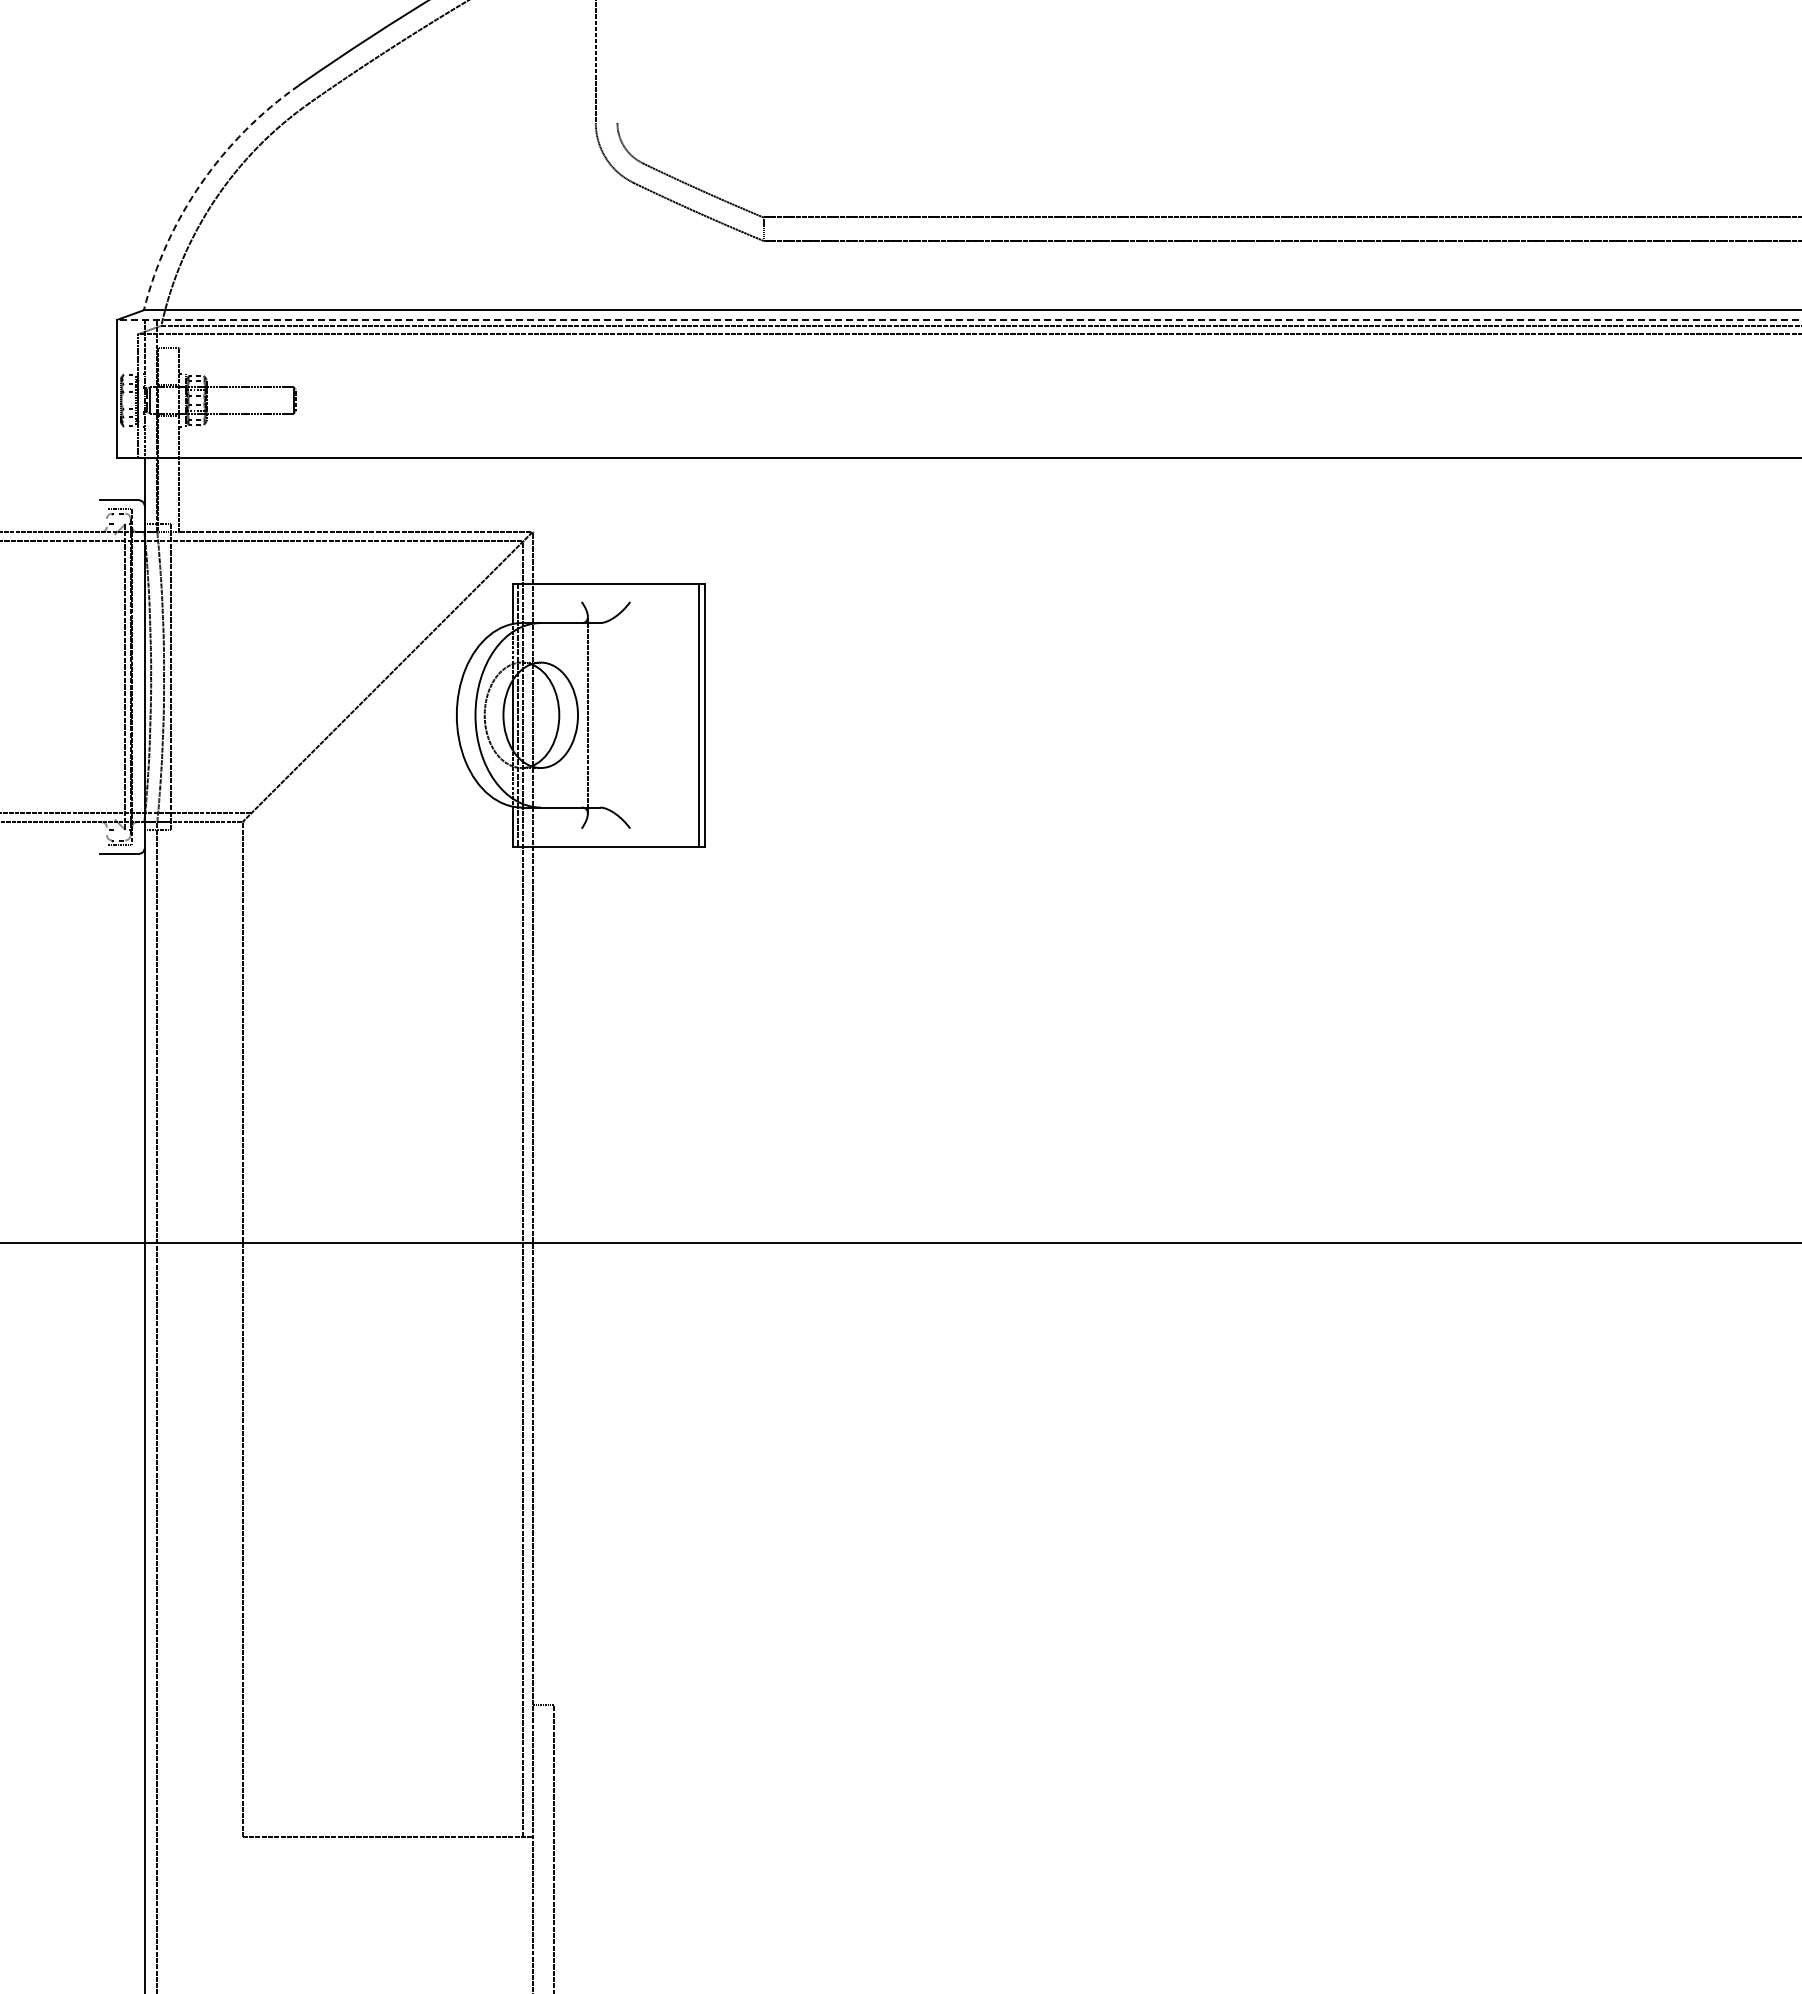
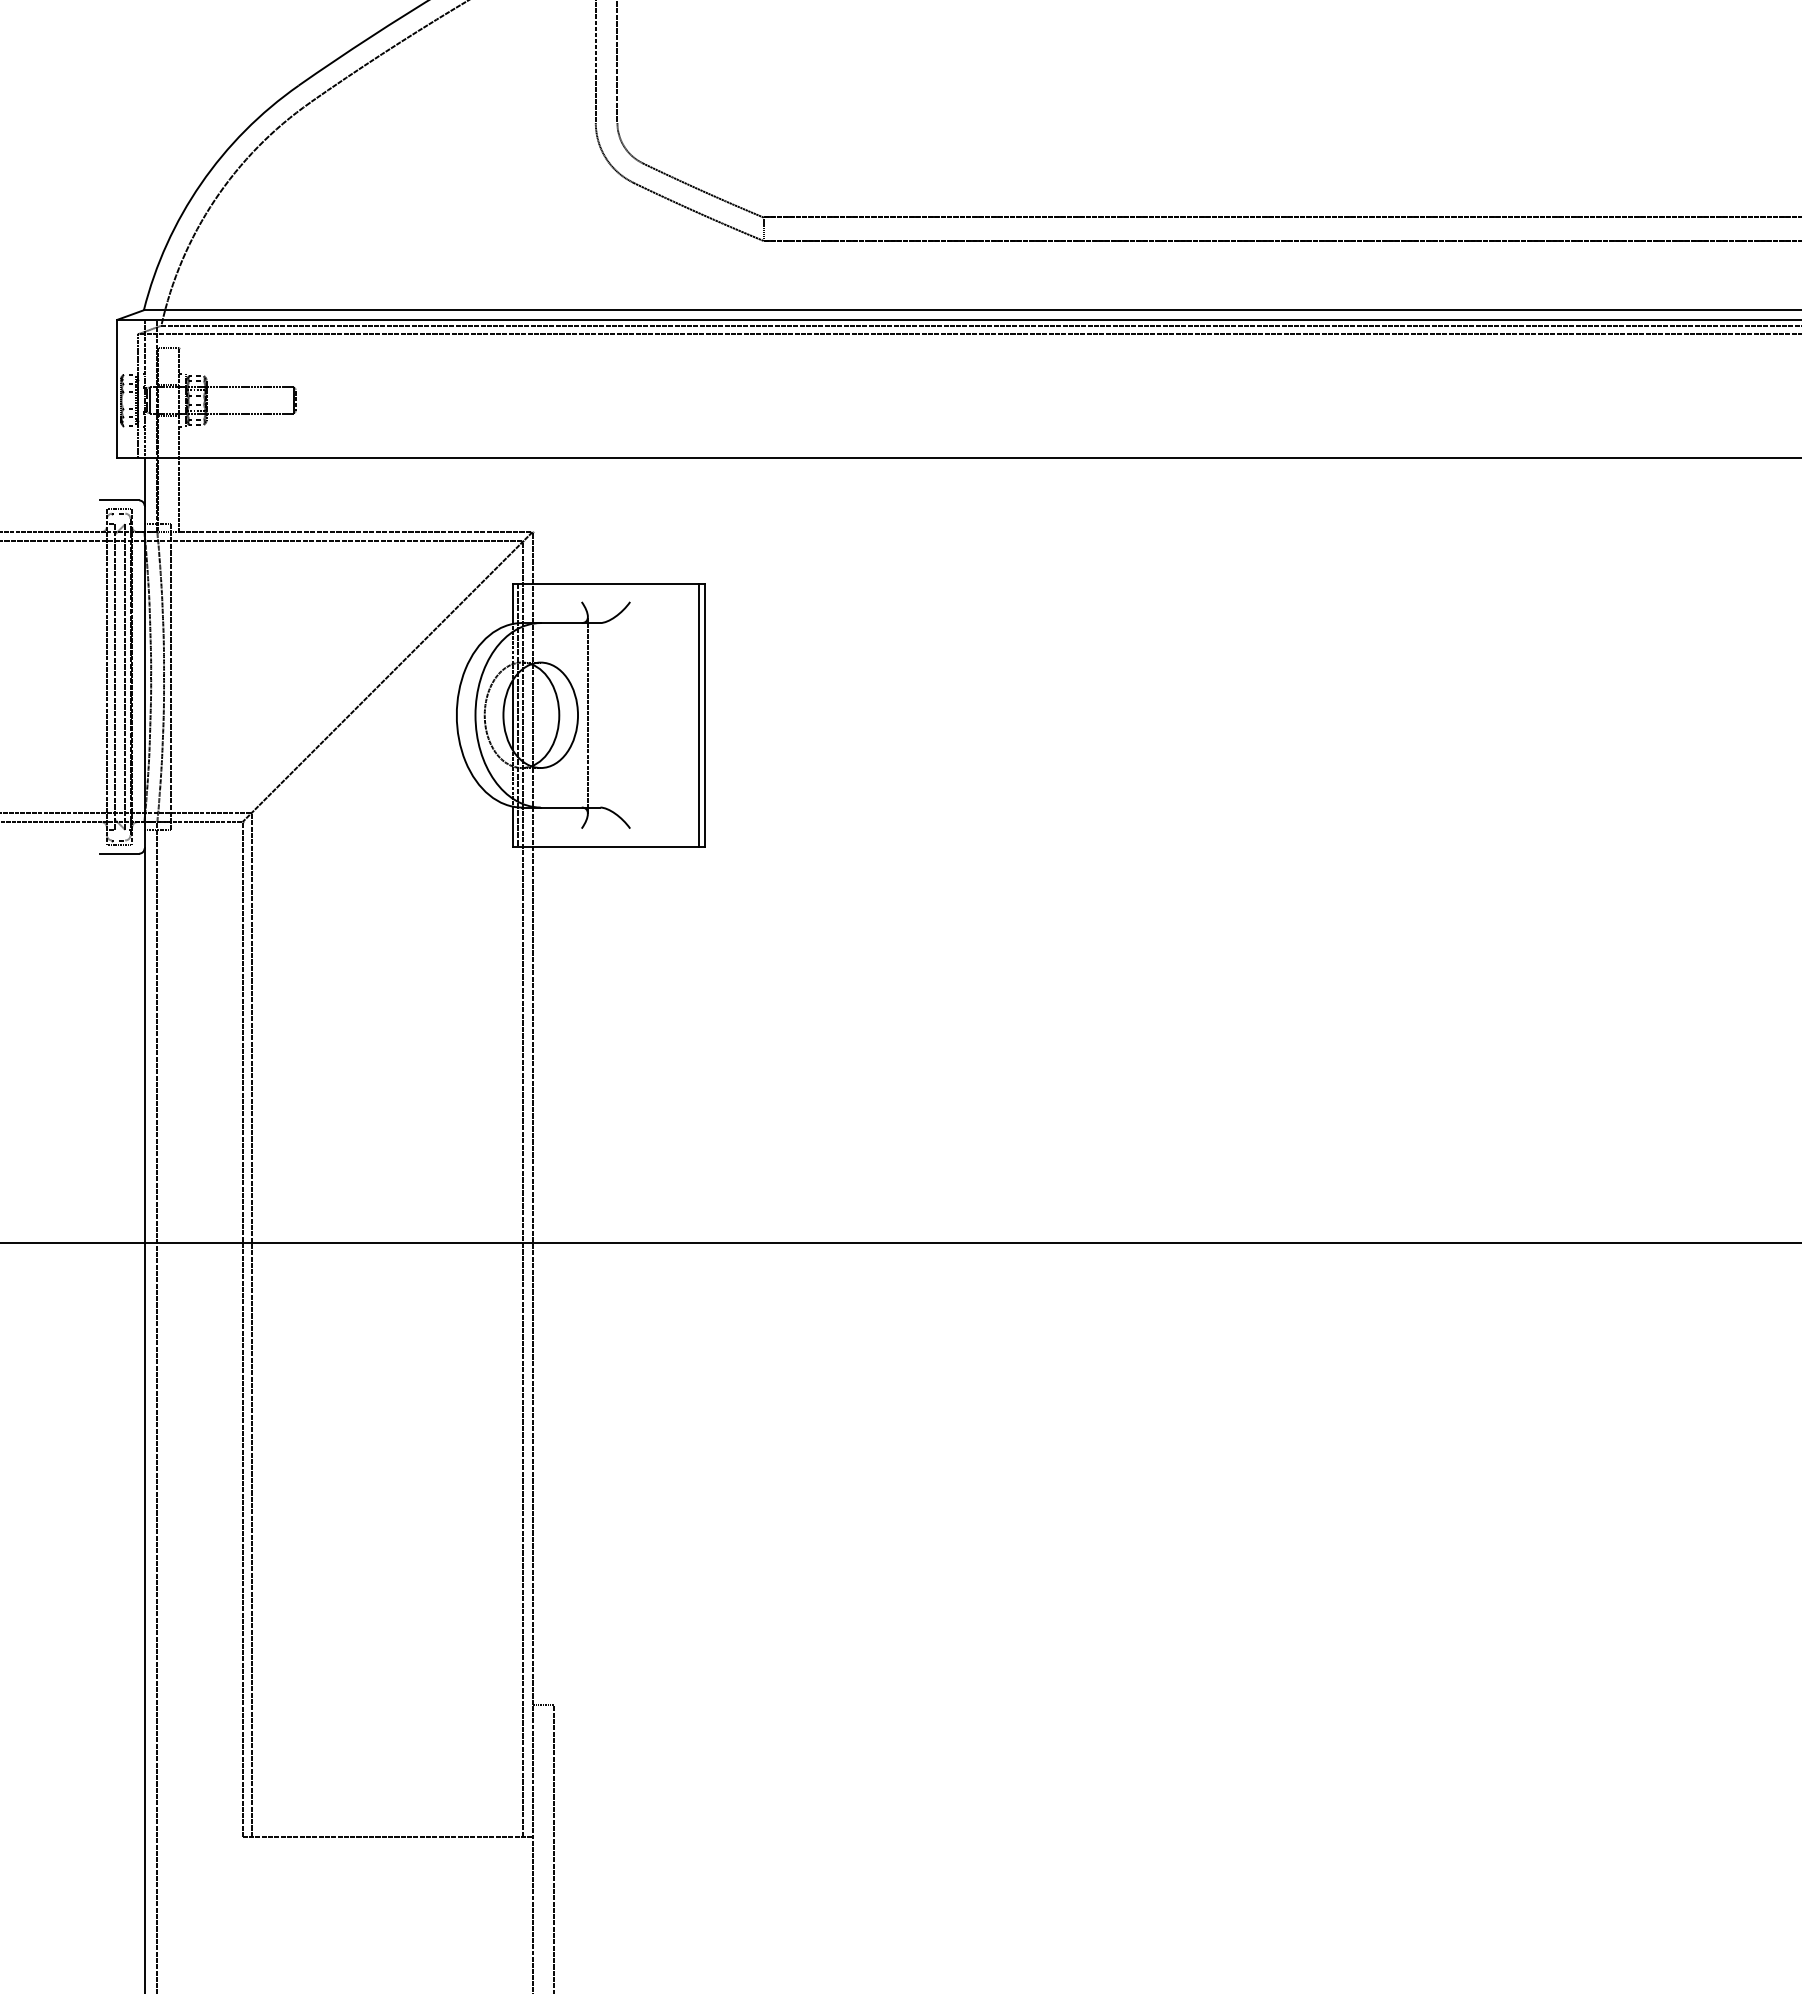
line: none -> present (617, 62)
arc: dashed -> solid (201, 183)
line: dashed -> solid (959, 319)
line: none -> present (106, 676)
line: none -> present (114, 676)
line: none -> present (251, 1324)
